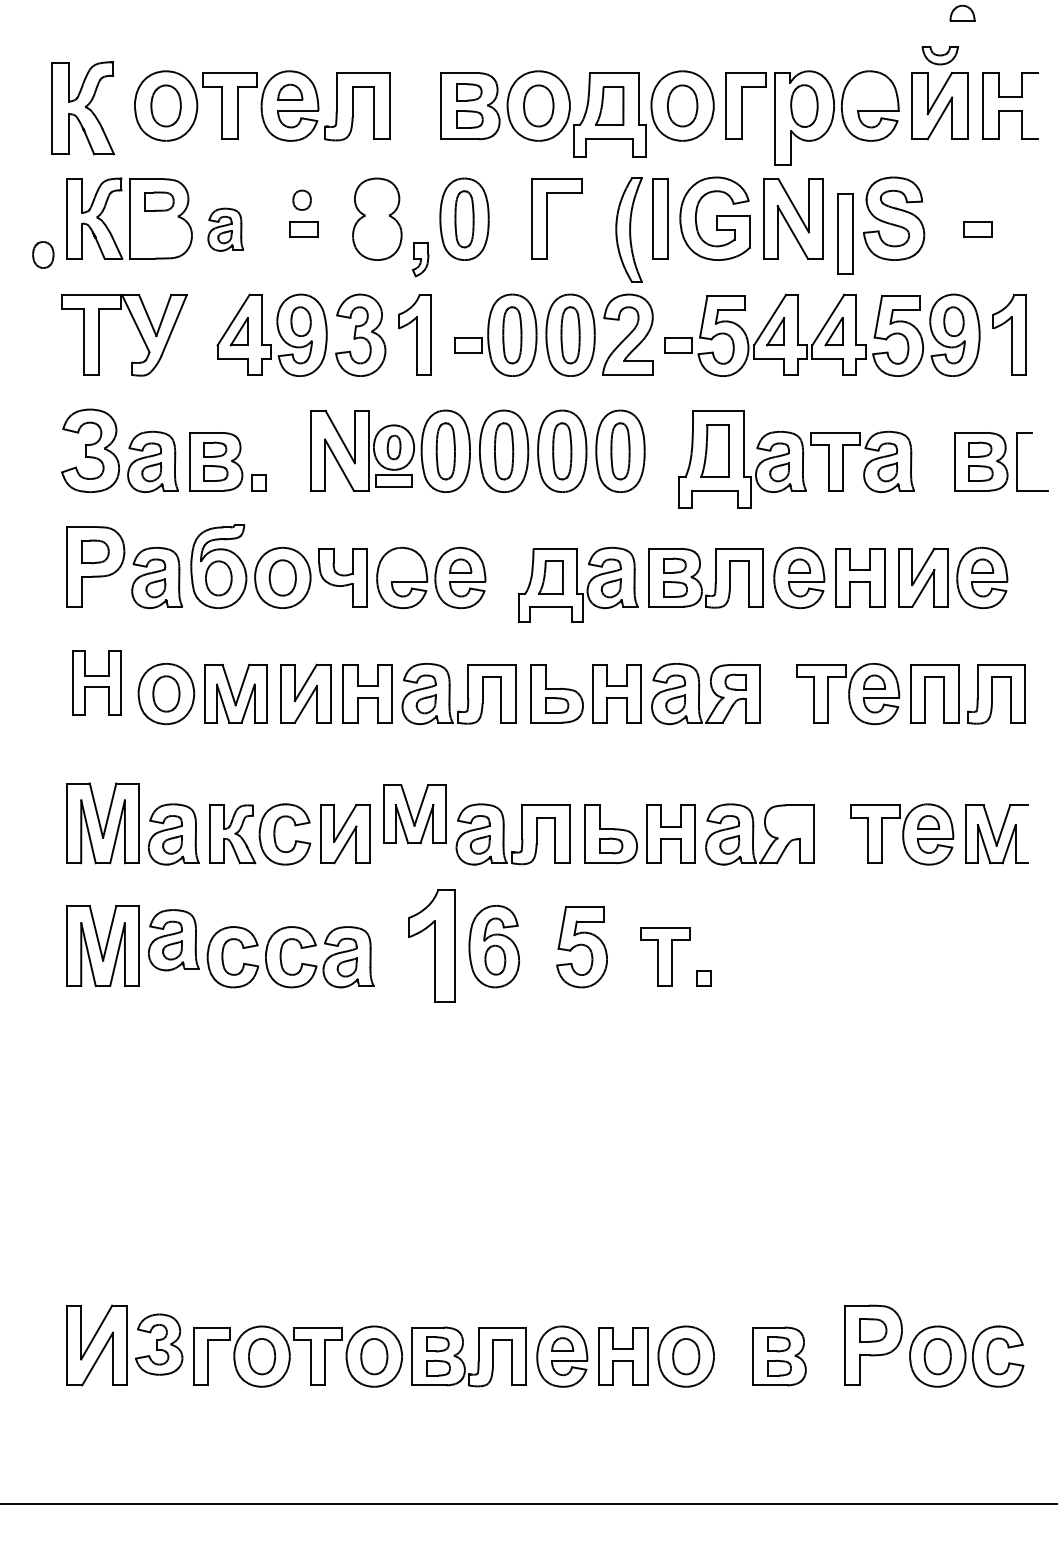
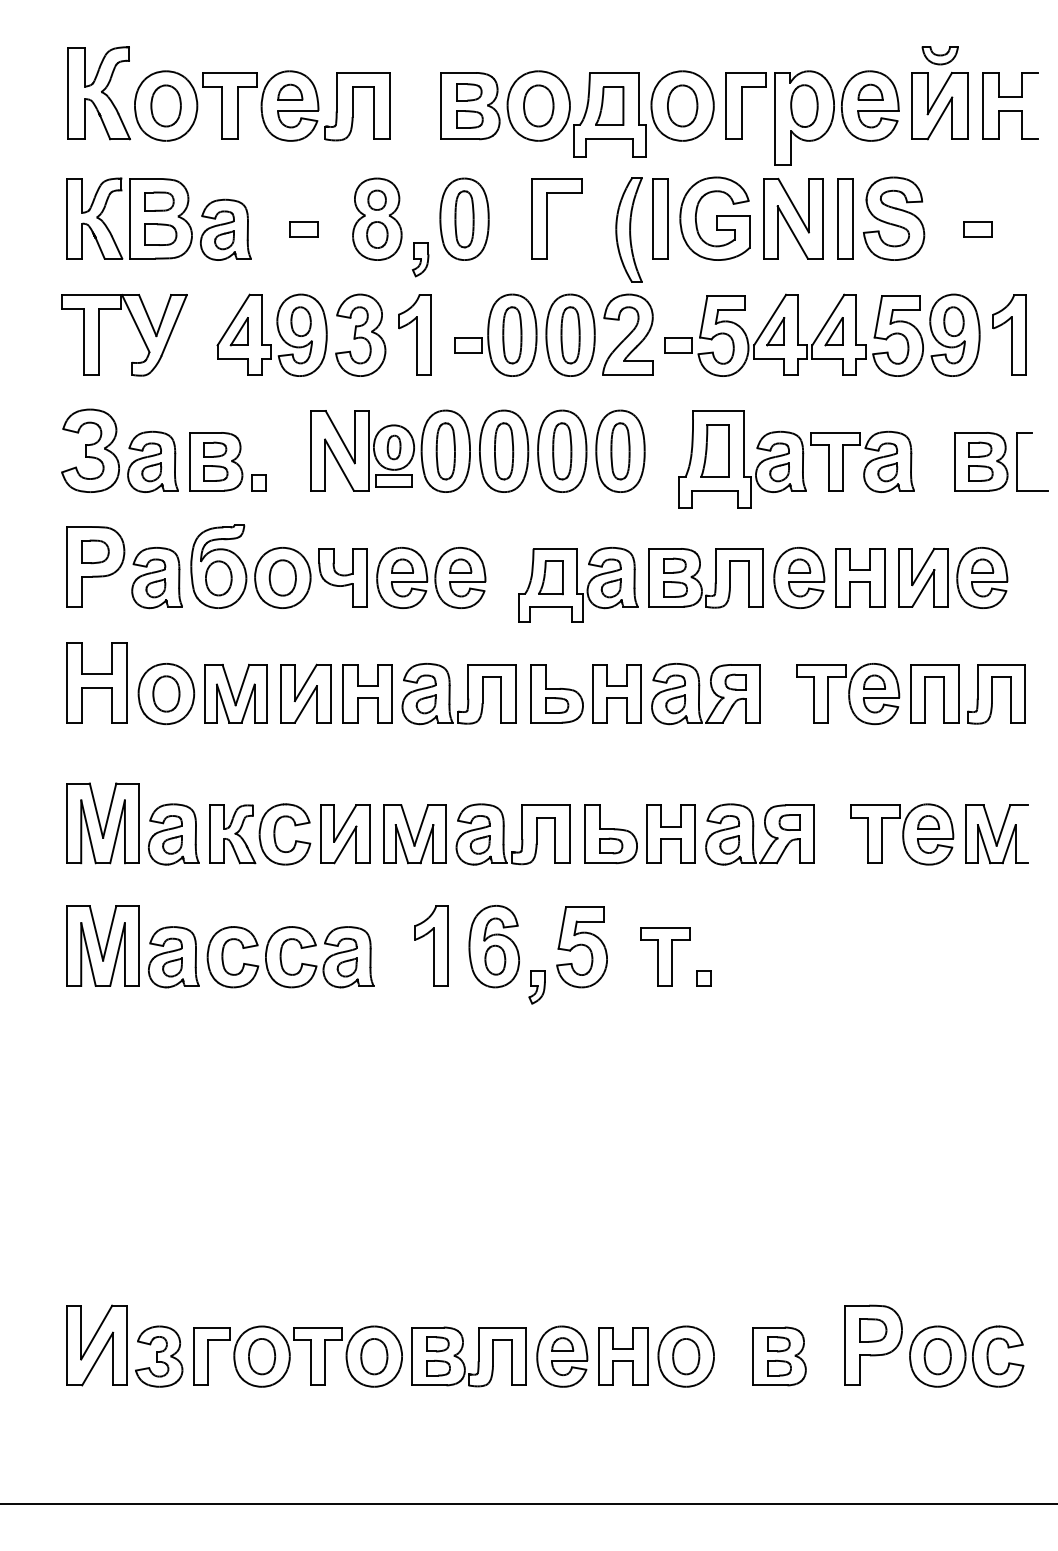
part position: (962, 12) -> (870, 91) (870, 91)
part position: (82, 108) -> (98, 93) (98, 93)
part position: (301, 199) -> (376, 199) (376, 199)
part size: 38x45 px -> 52x63 px (225, 229)
part position: (845, 233) -> (845, 218) (845, 218)
part: none -> present (160, 234)
part position: (43, 254) -> (377, 234) (377, 234)
part: none -> present (402, 565)
part size: 50x66 px -> 62x82 px (96, 682)
part position: (414, 814) -> (414, 834) (414, 834)
part: none -> present (789, 822)
part position: (173, 940) -> (173, 957) (173, 957)
part size: 48x114 px -> 35x82 px (431, 945)
part: none -> present (536, 987)
part position: (159, 1344) -> (159, 1356) (159, 1356)
